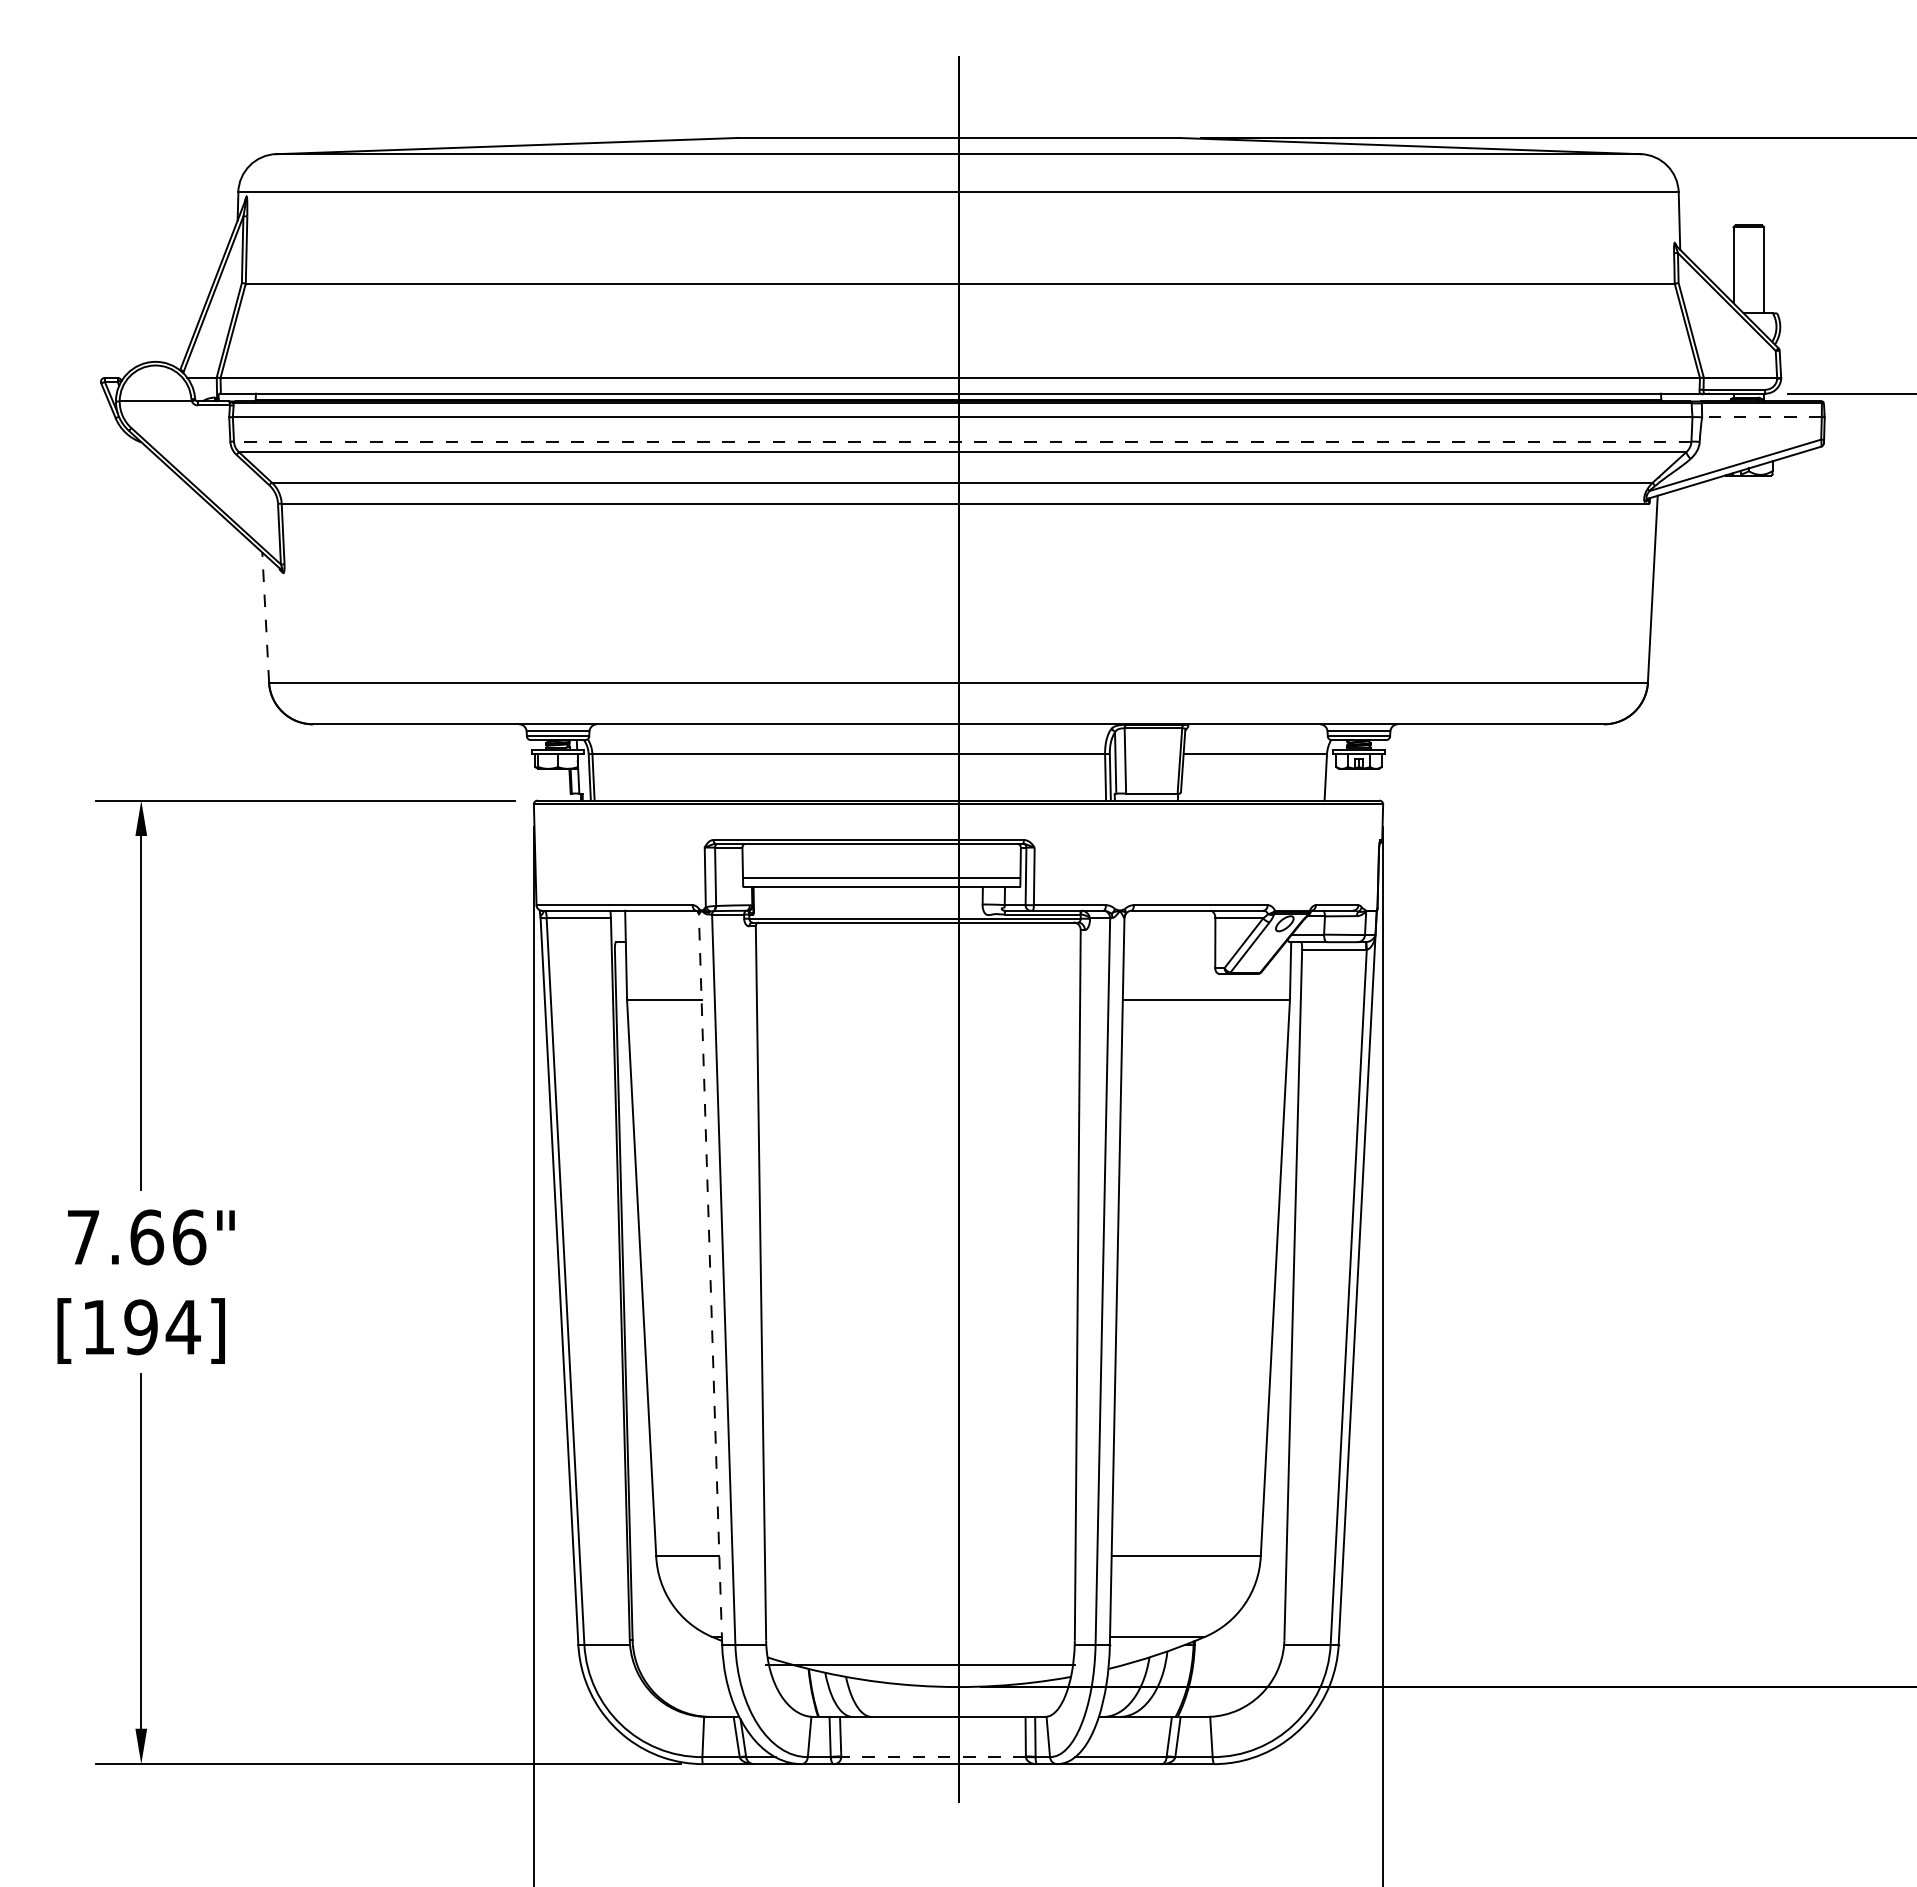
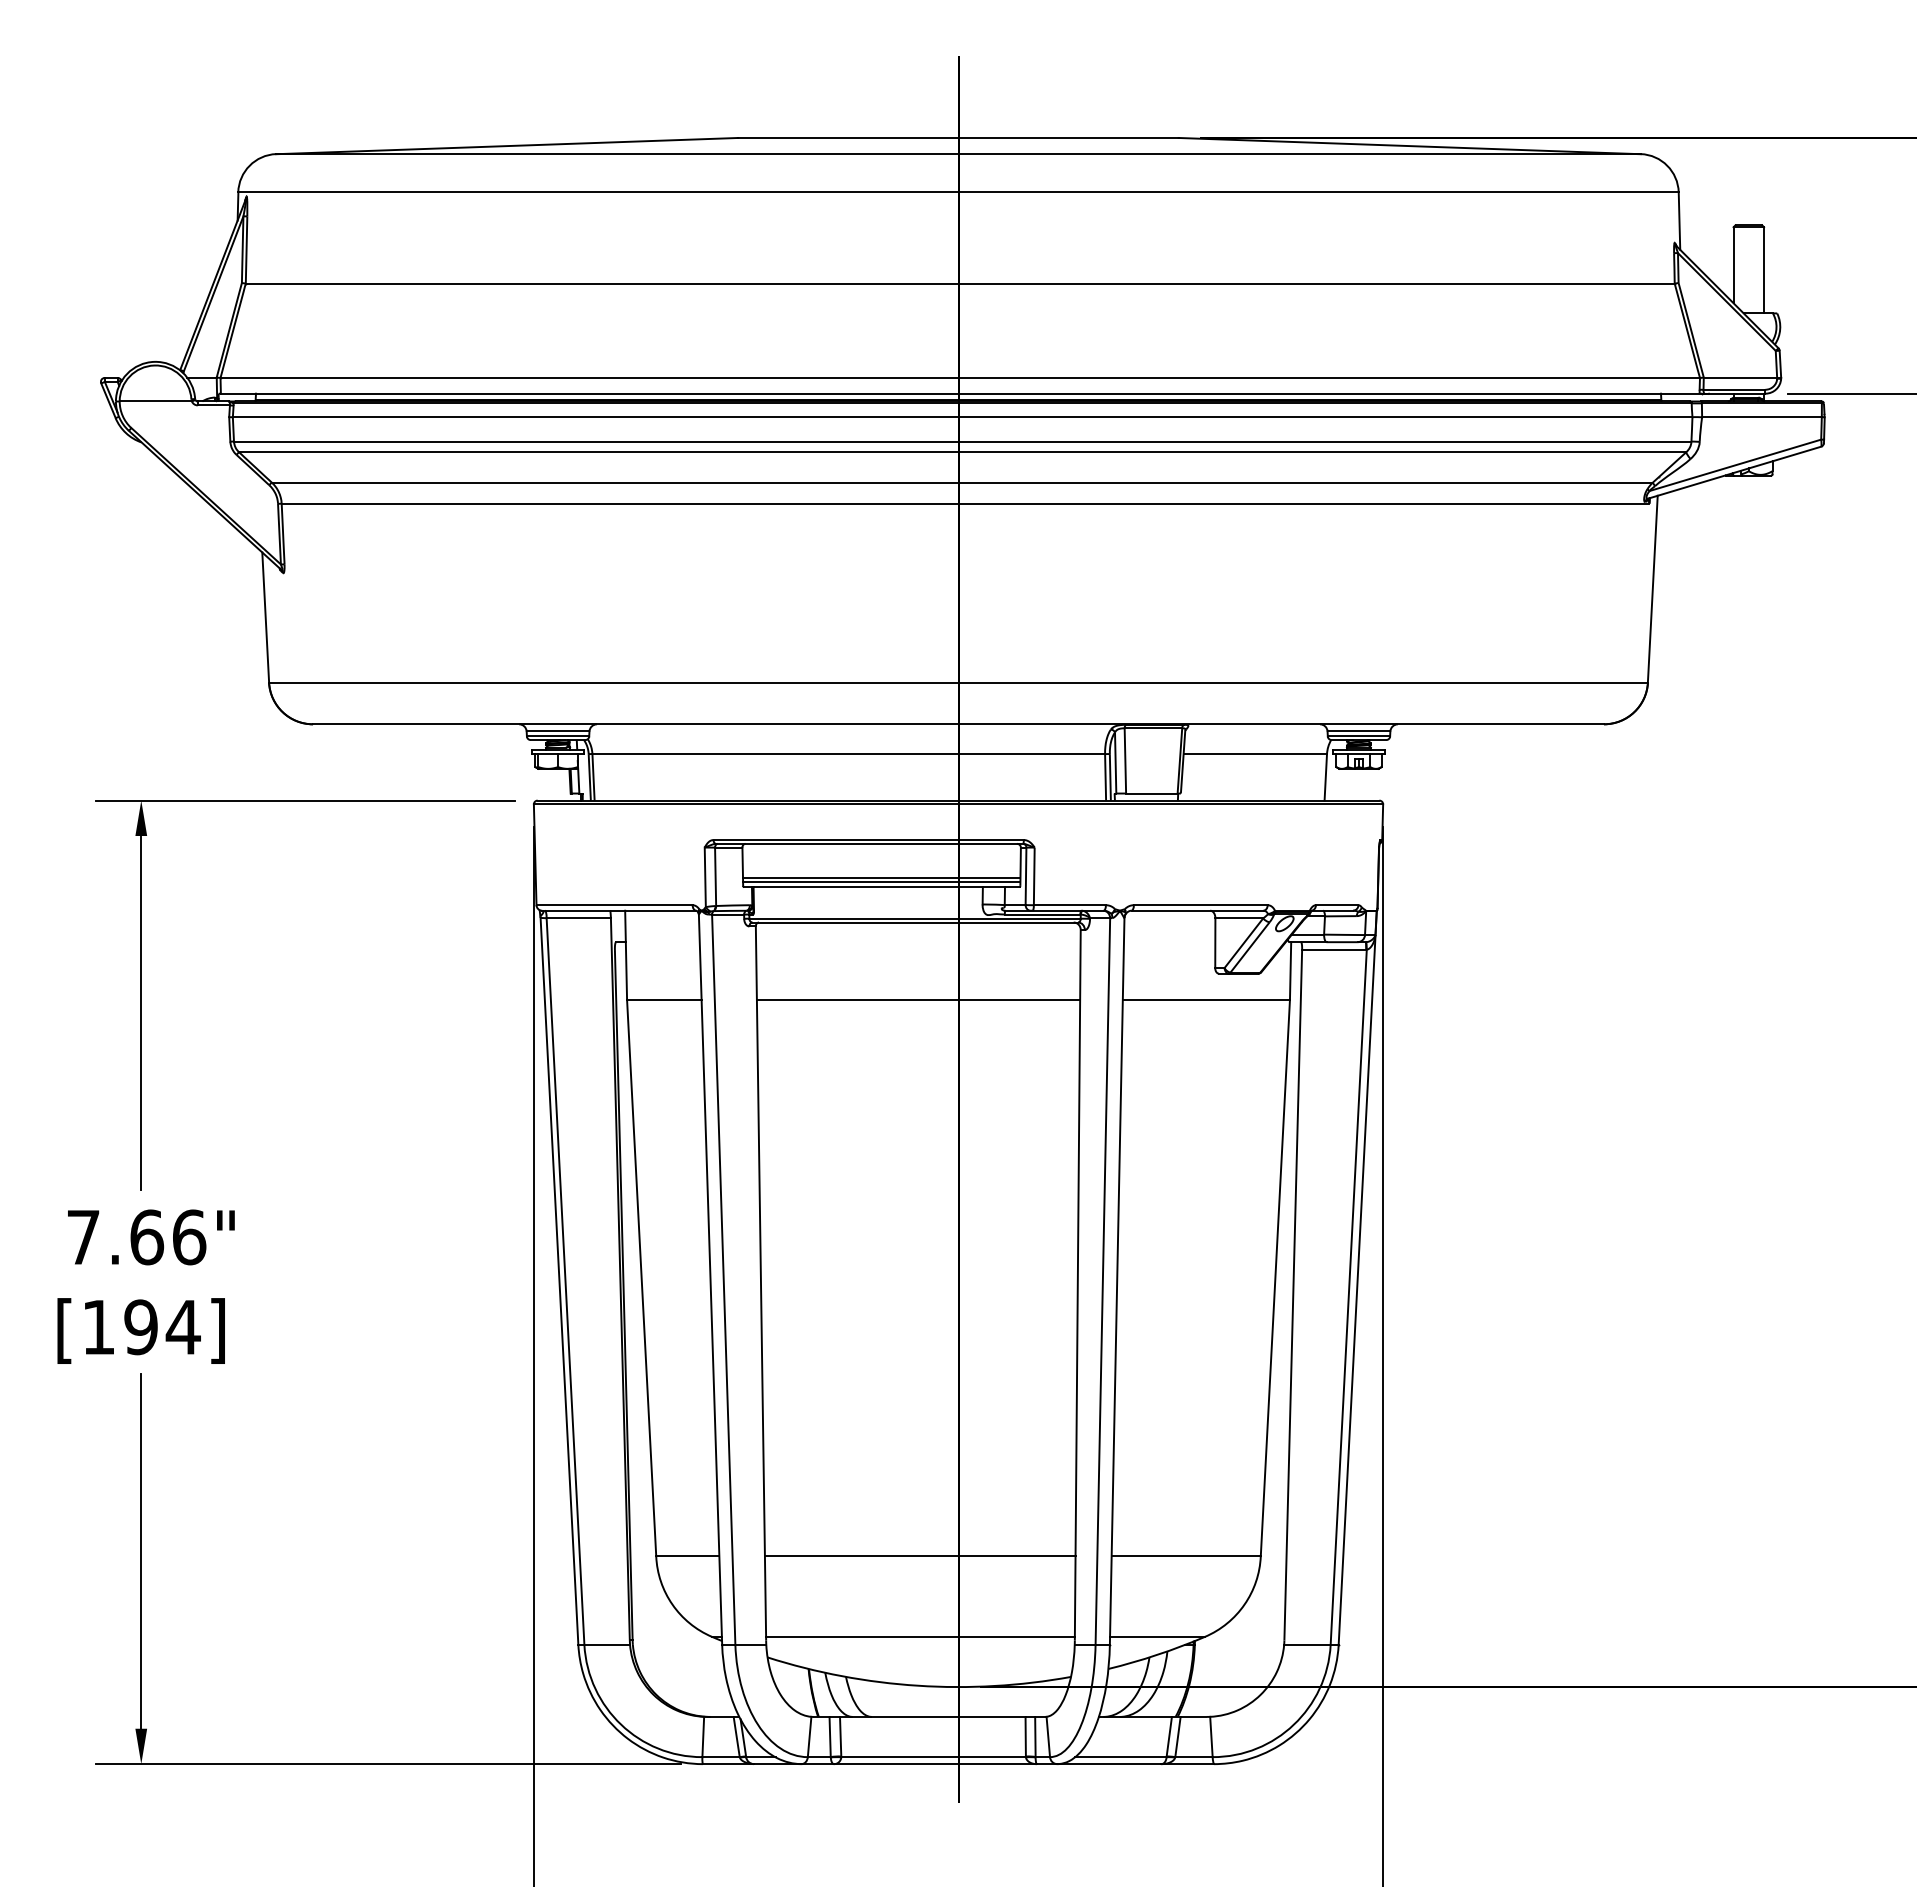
line: dashed -> solid (1761, 417)
line: dashed -> solid (962, 441)
line: dashed -> solid (265, 617)
line: none -> present (881, 881)
line: none -> present (918, 999)
line: dashed -> solid (710, 1279)
line: none -> present (919, 1556)
line position: (920, 1664) -> (920, 1636) (920, 1636)
line: dashed -> solid (933, 1757)
